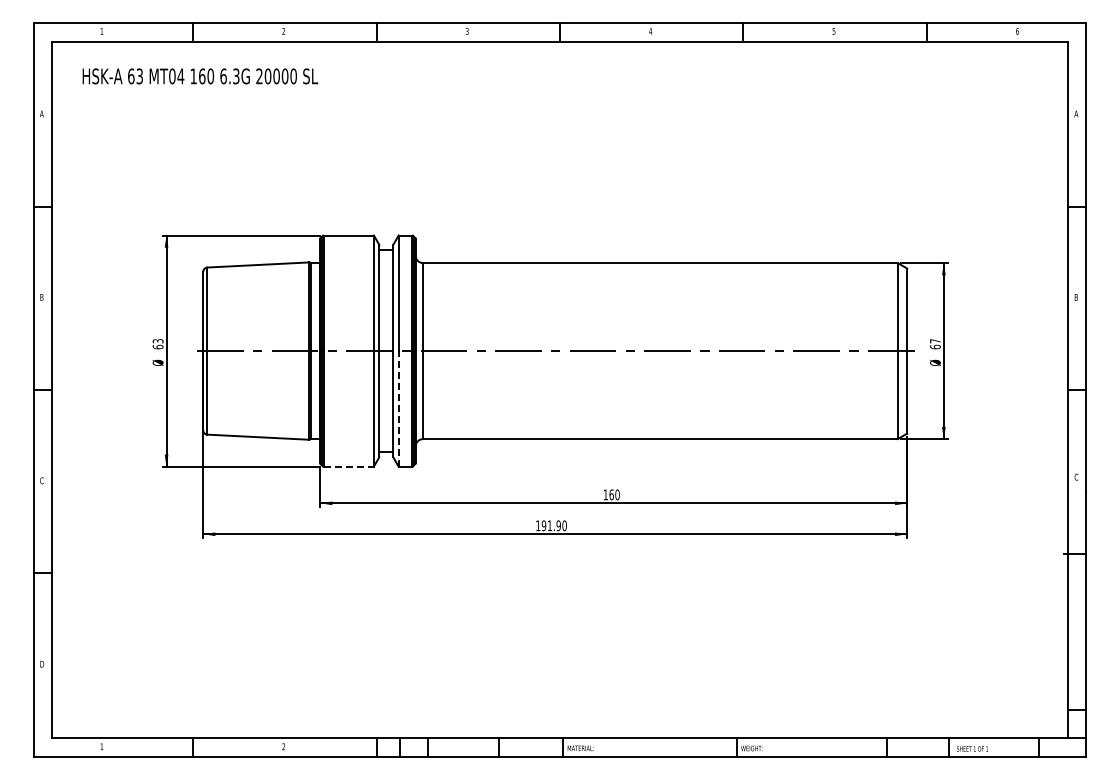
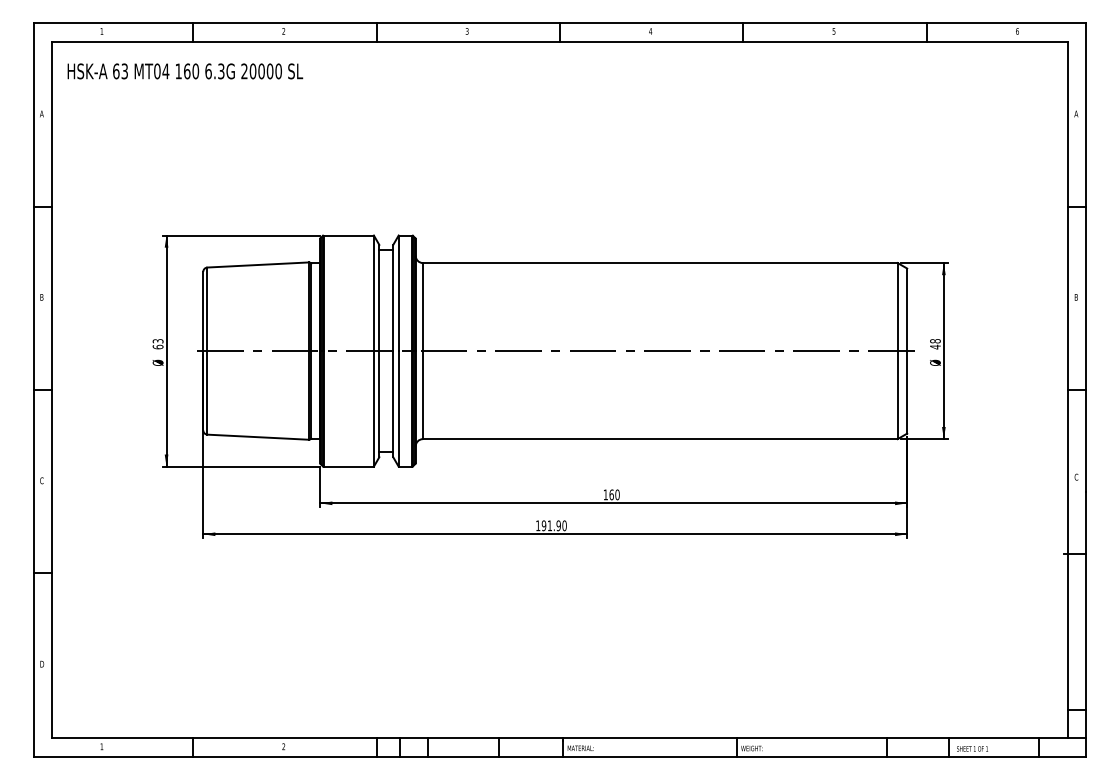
text position: (200, 76) -> (185, 71) (185, 71)
text: 67 -> 48 (935, 344)
line: dashed -> solid (398, 408)
line: dashed -> solid (349, 466)
